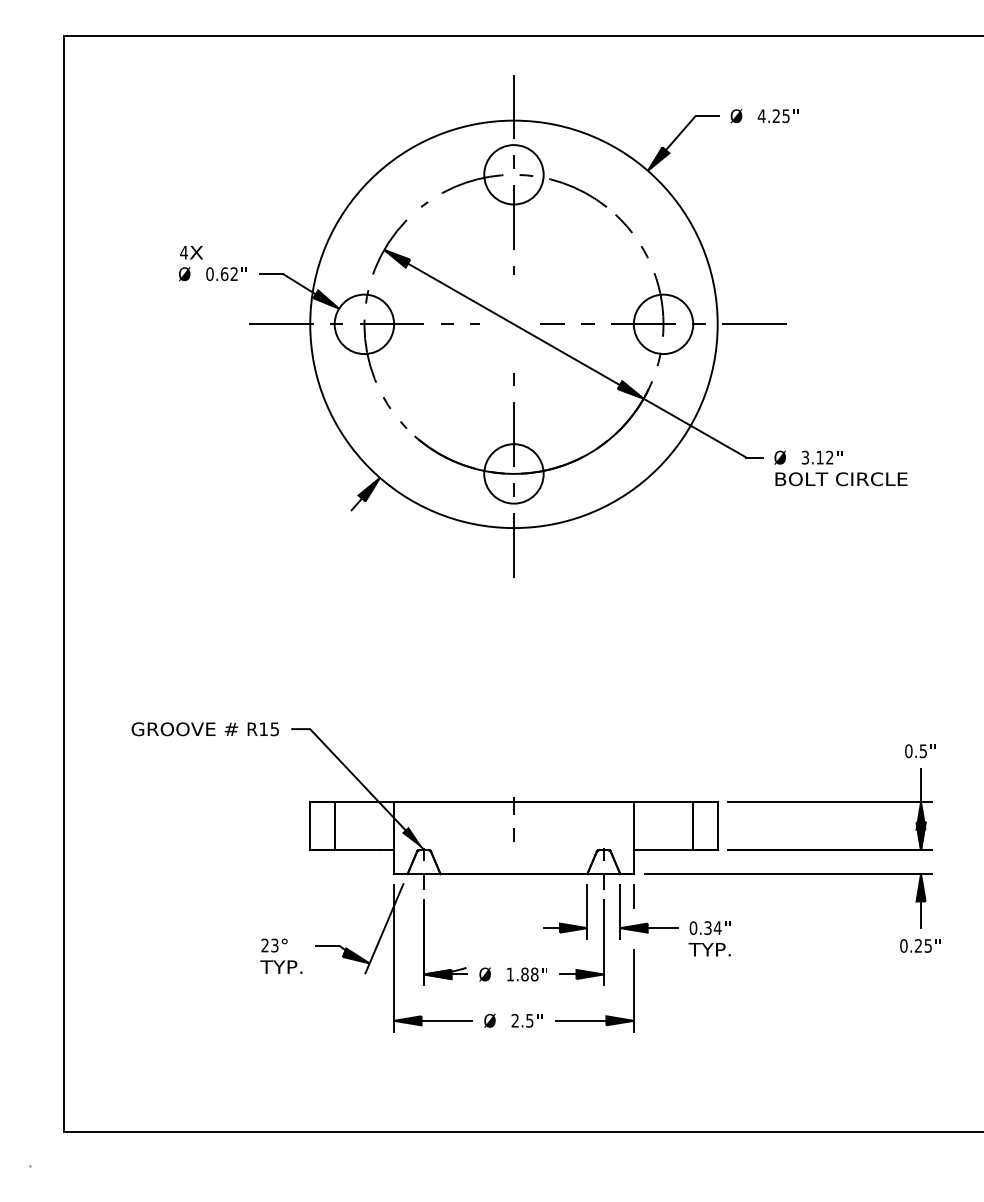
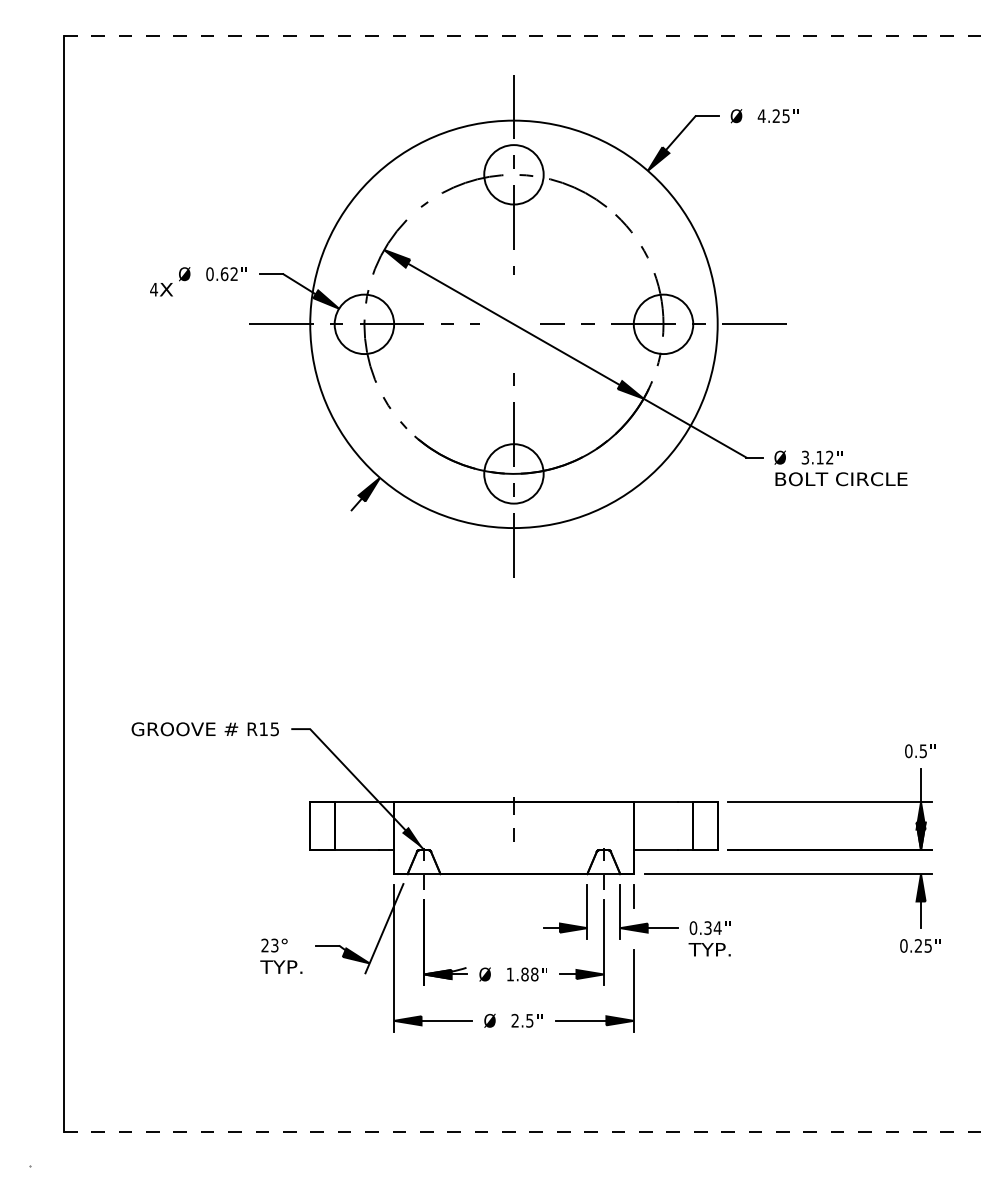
line: solid -> dashed (523, 36)
text position: (191, 252) -> (161, 289) (161, 289)
line: solid -> dashed (523, 1131)
